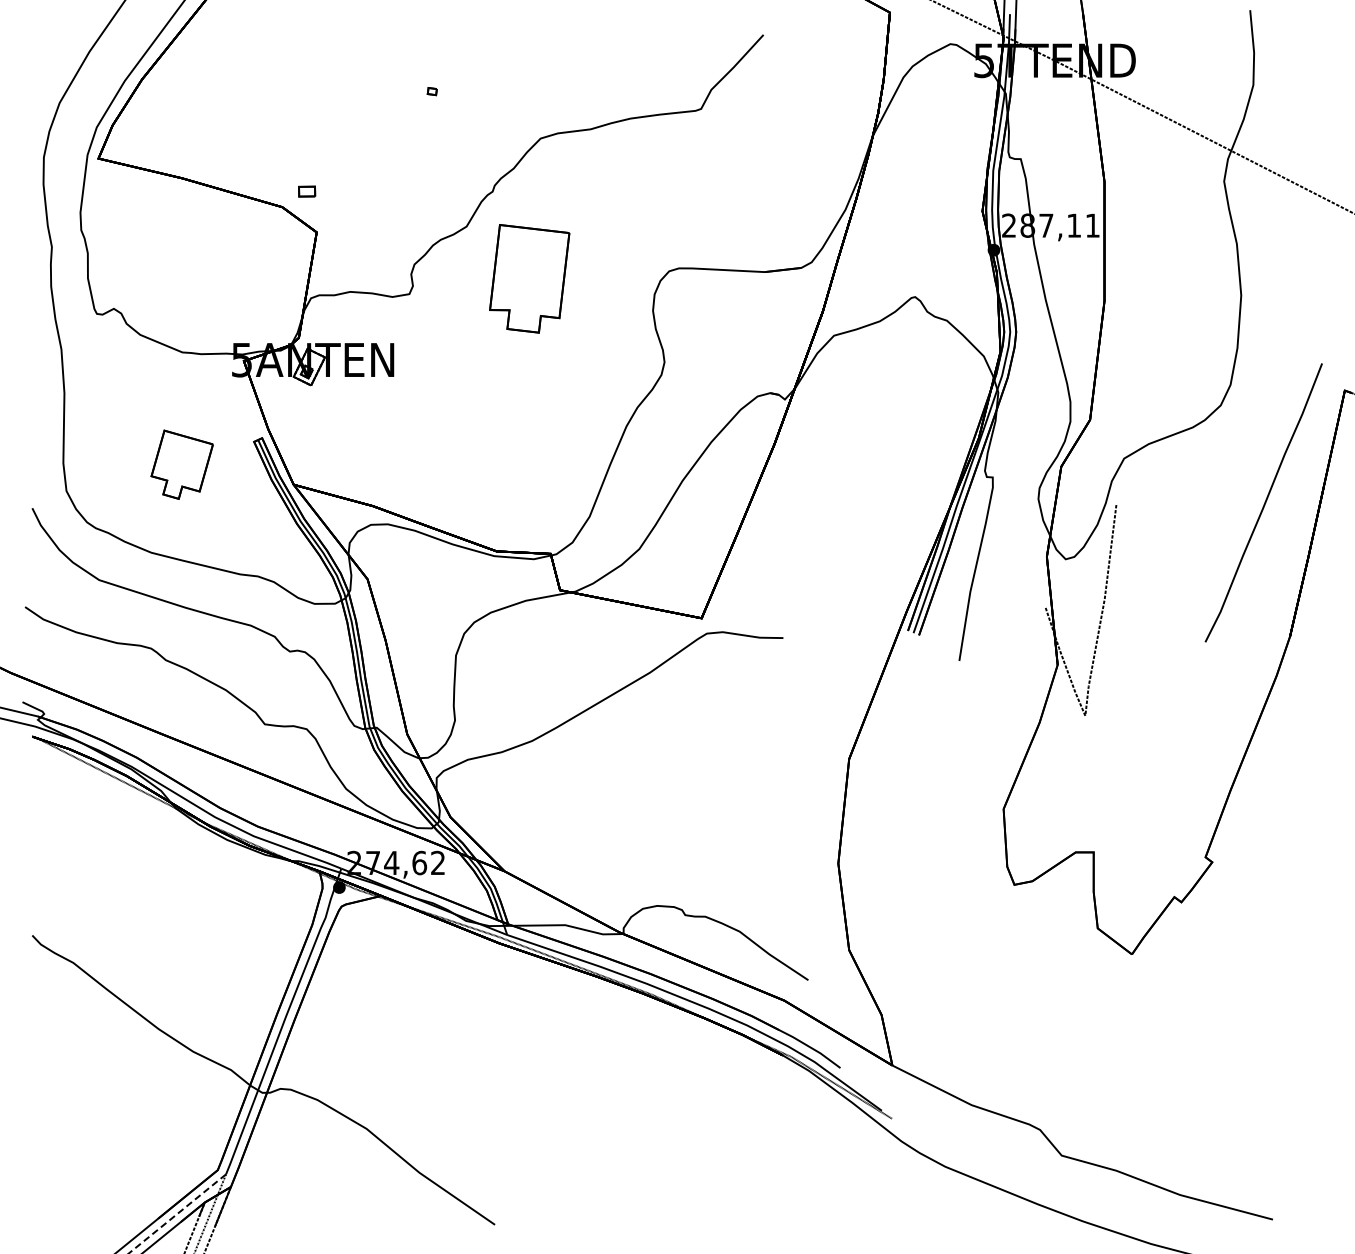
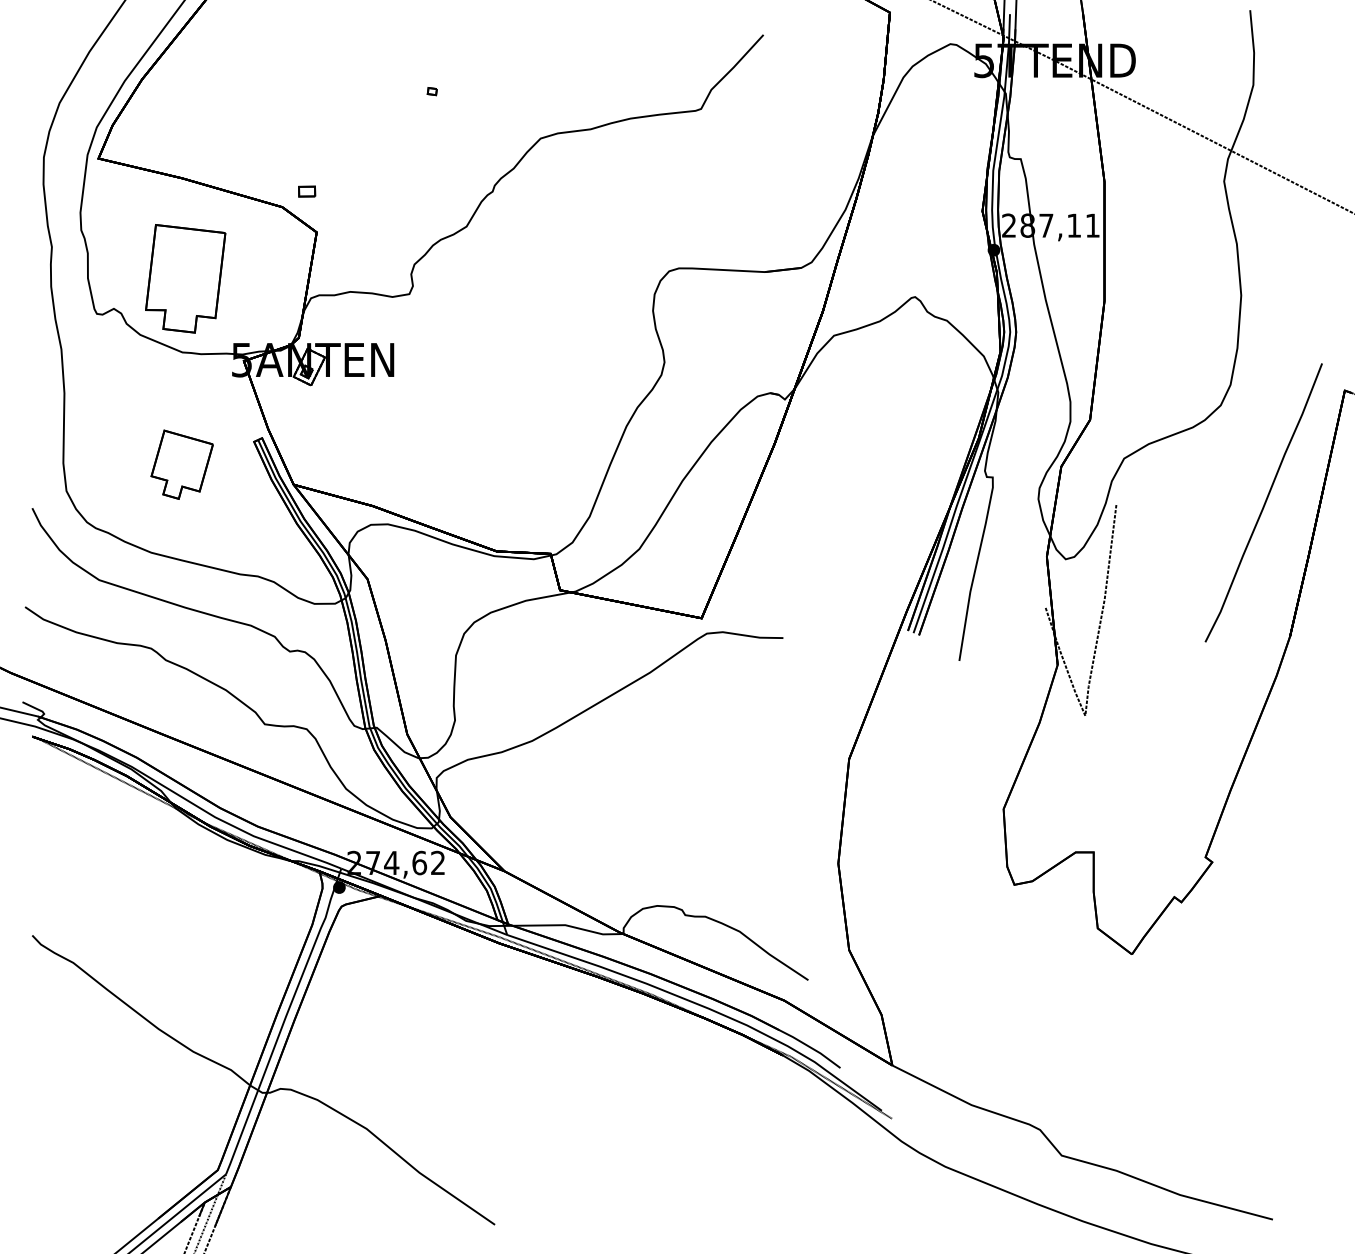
part position: (529, 278) -> (185, 278) (185, 278)
line: dashed -> solid (177, 1213)
